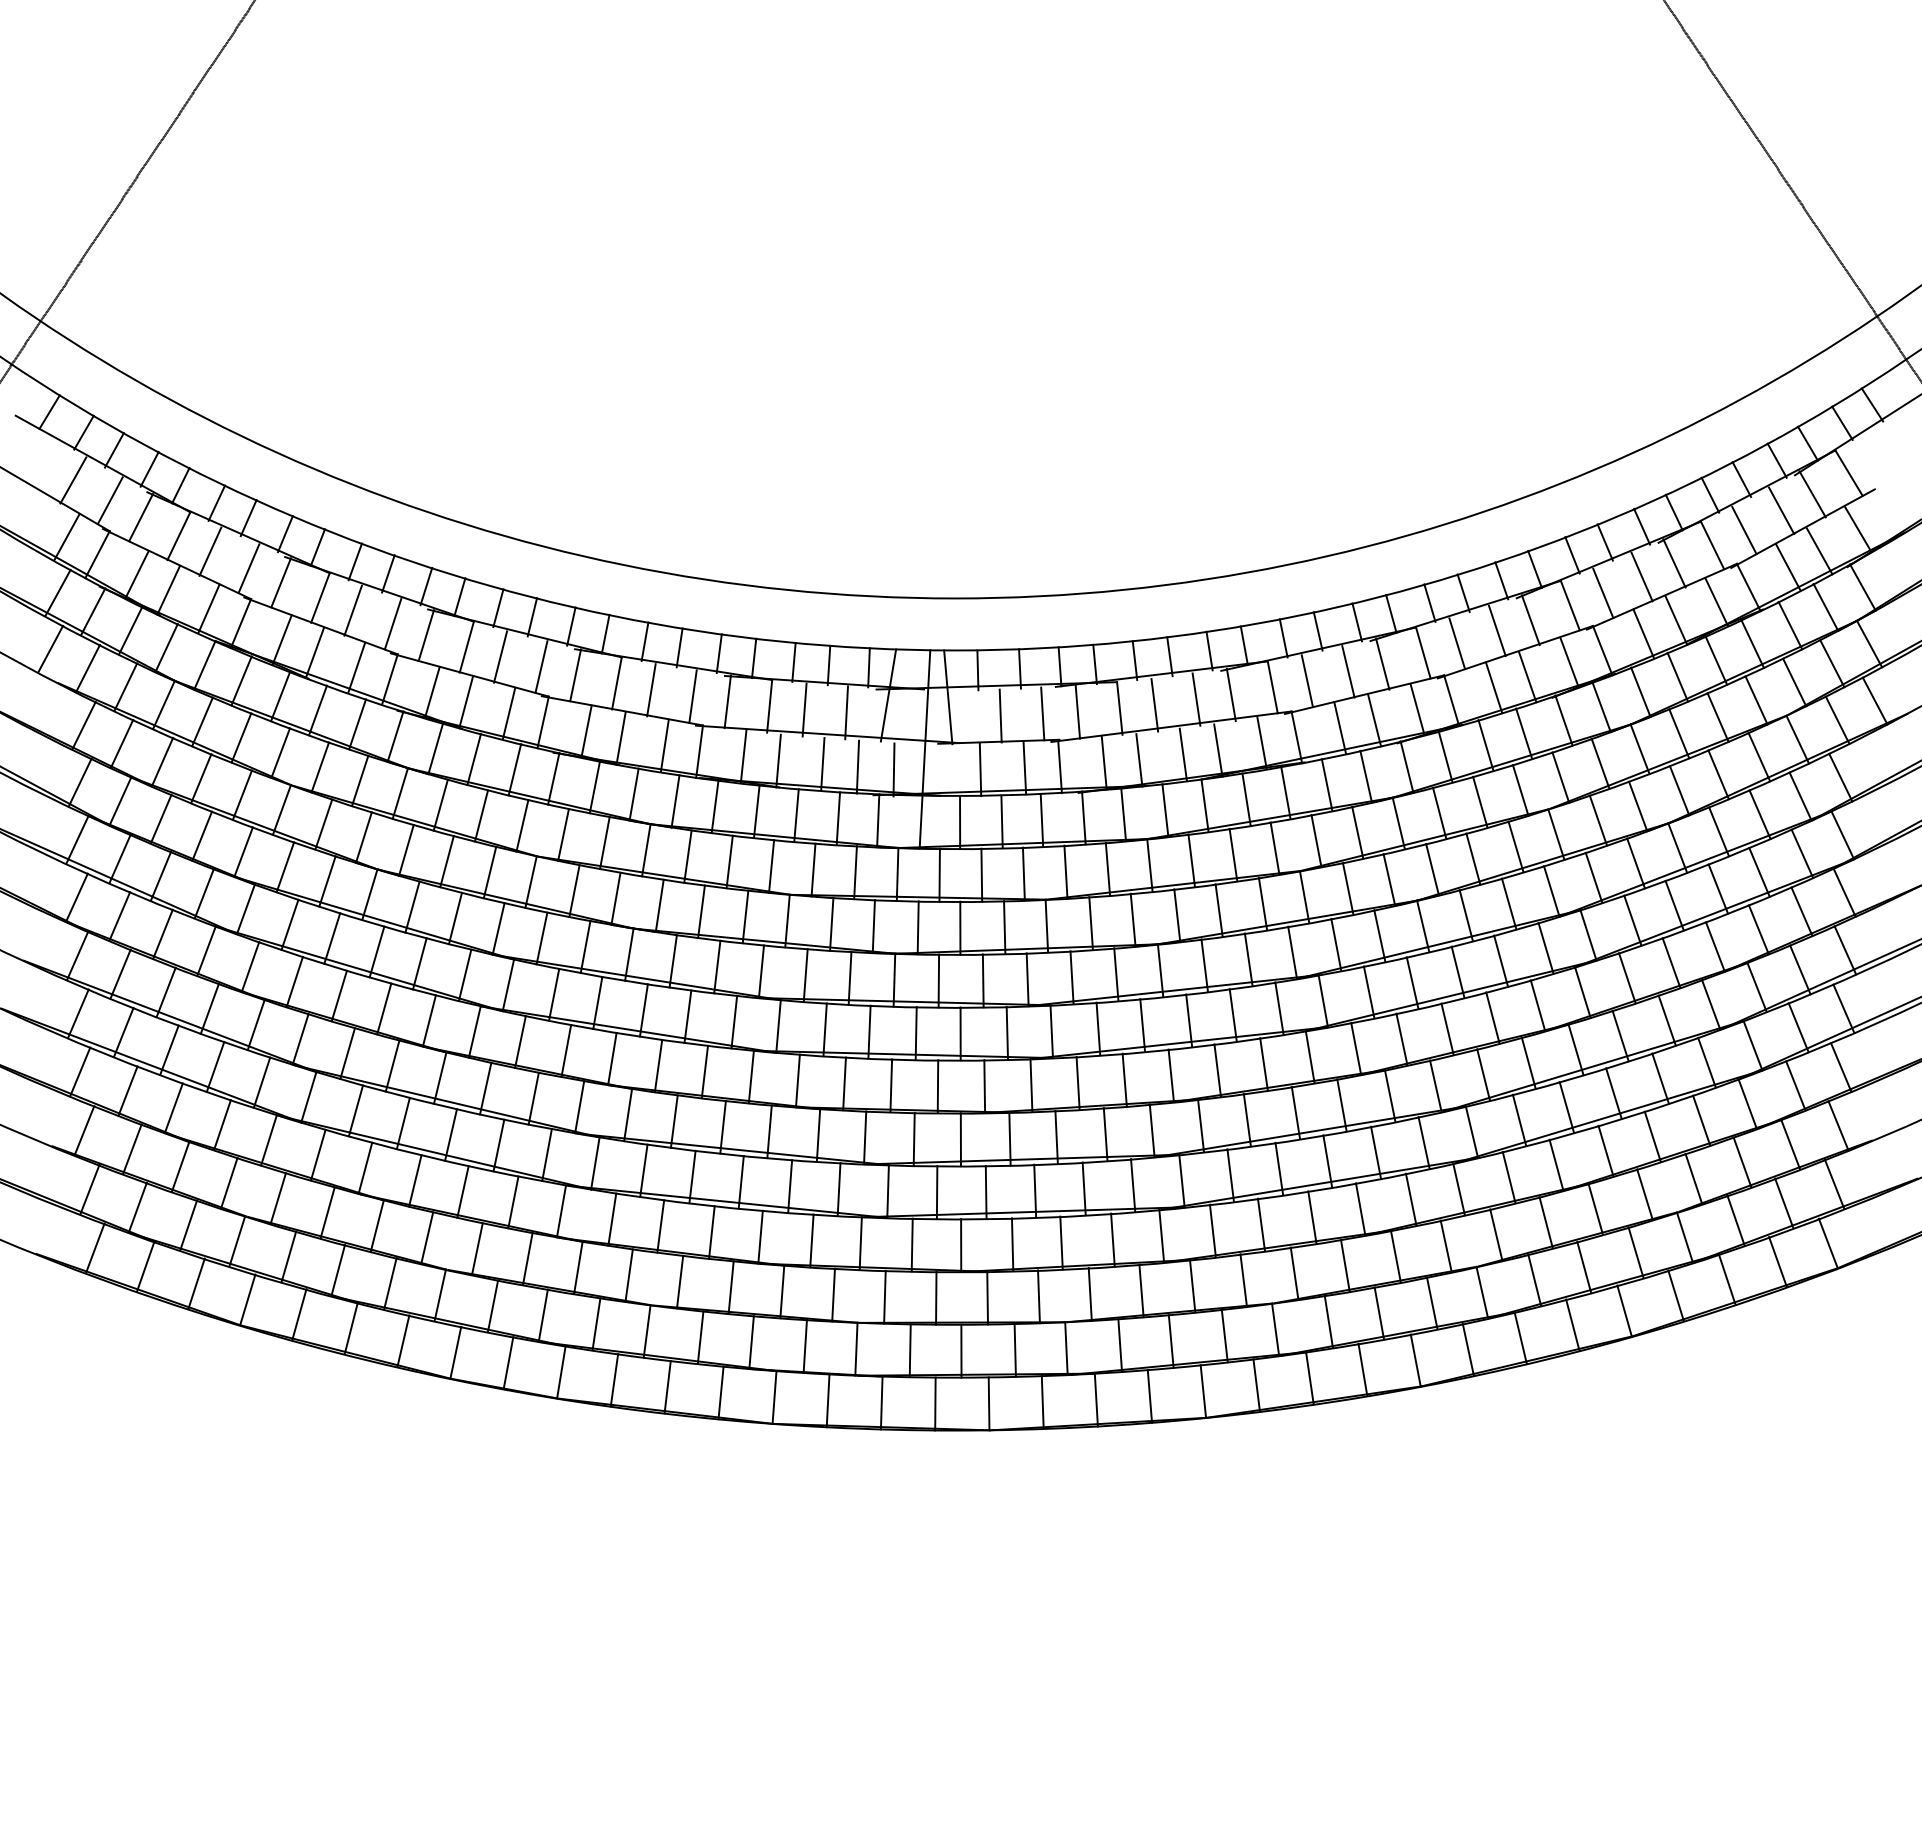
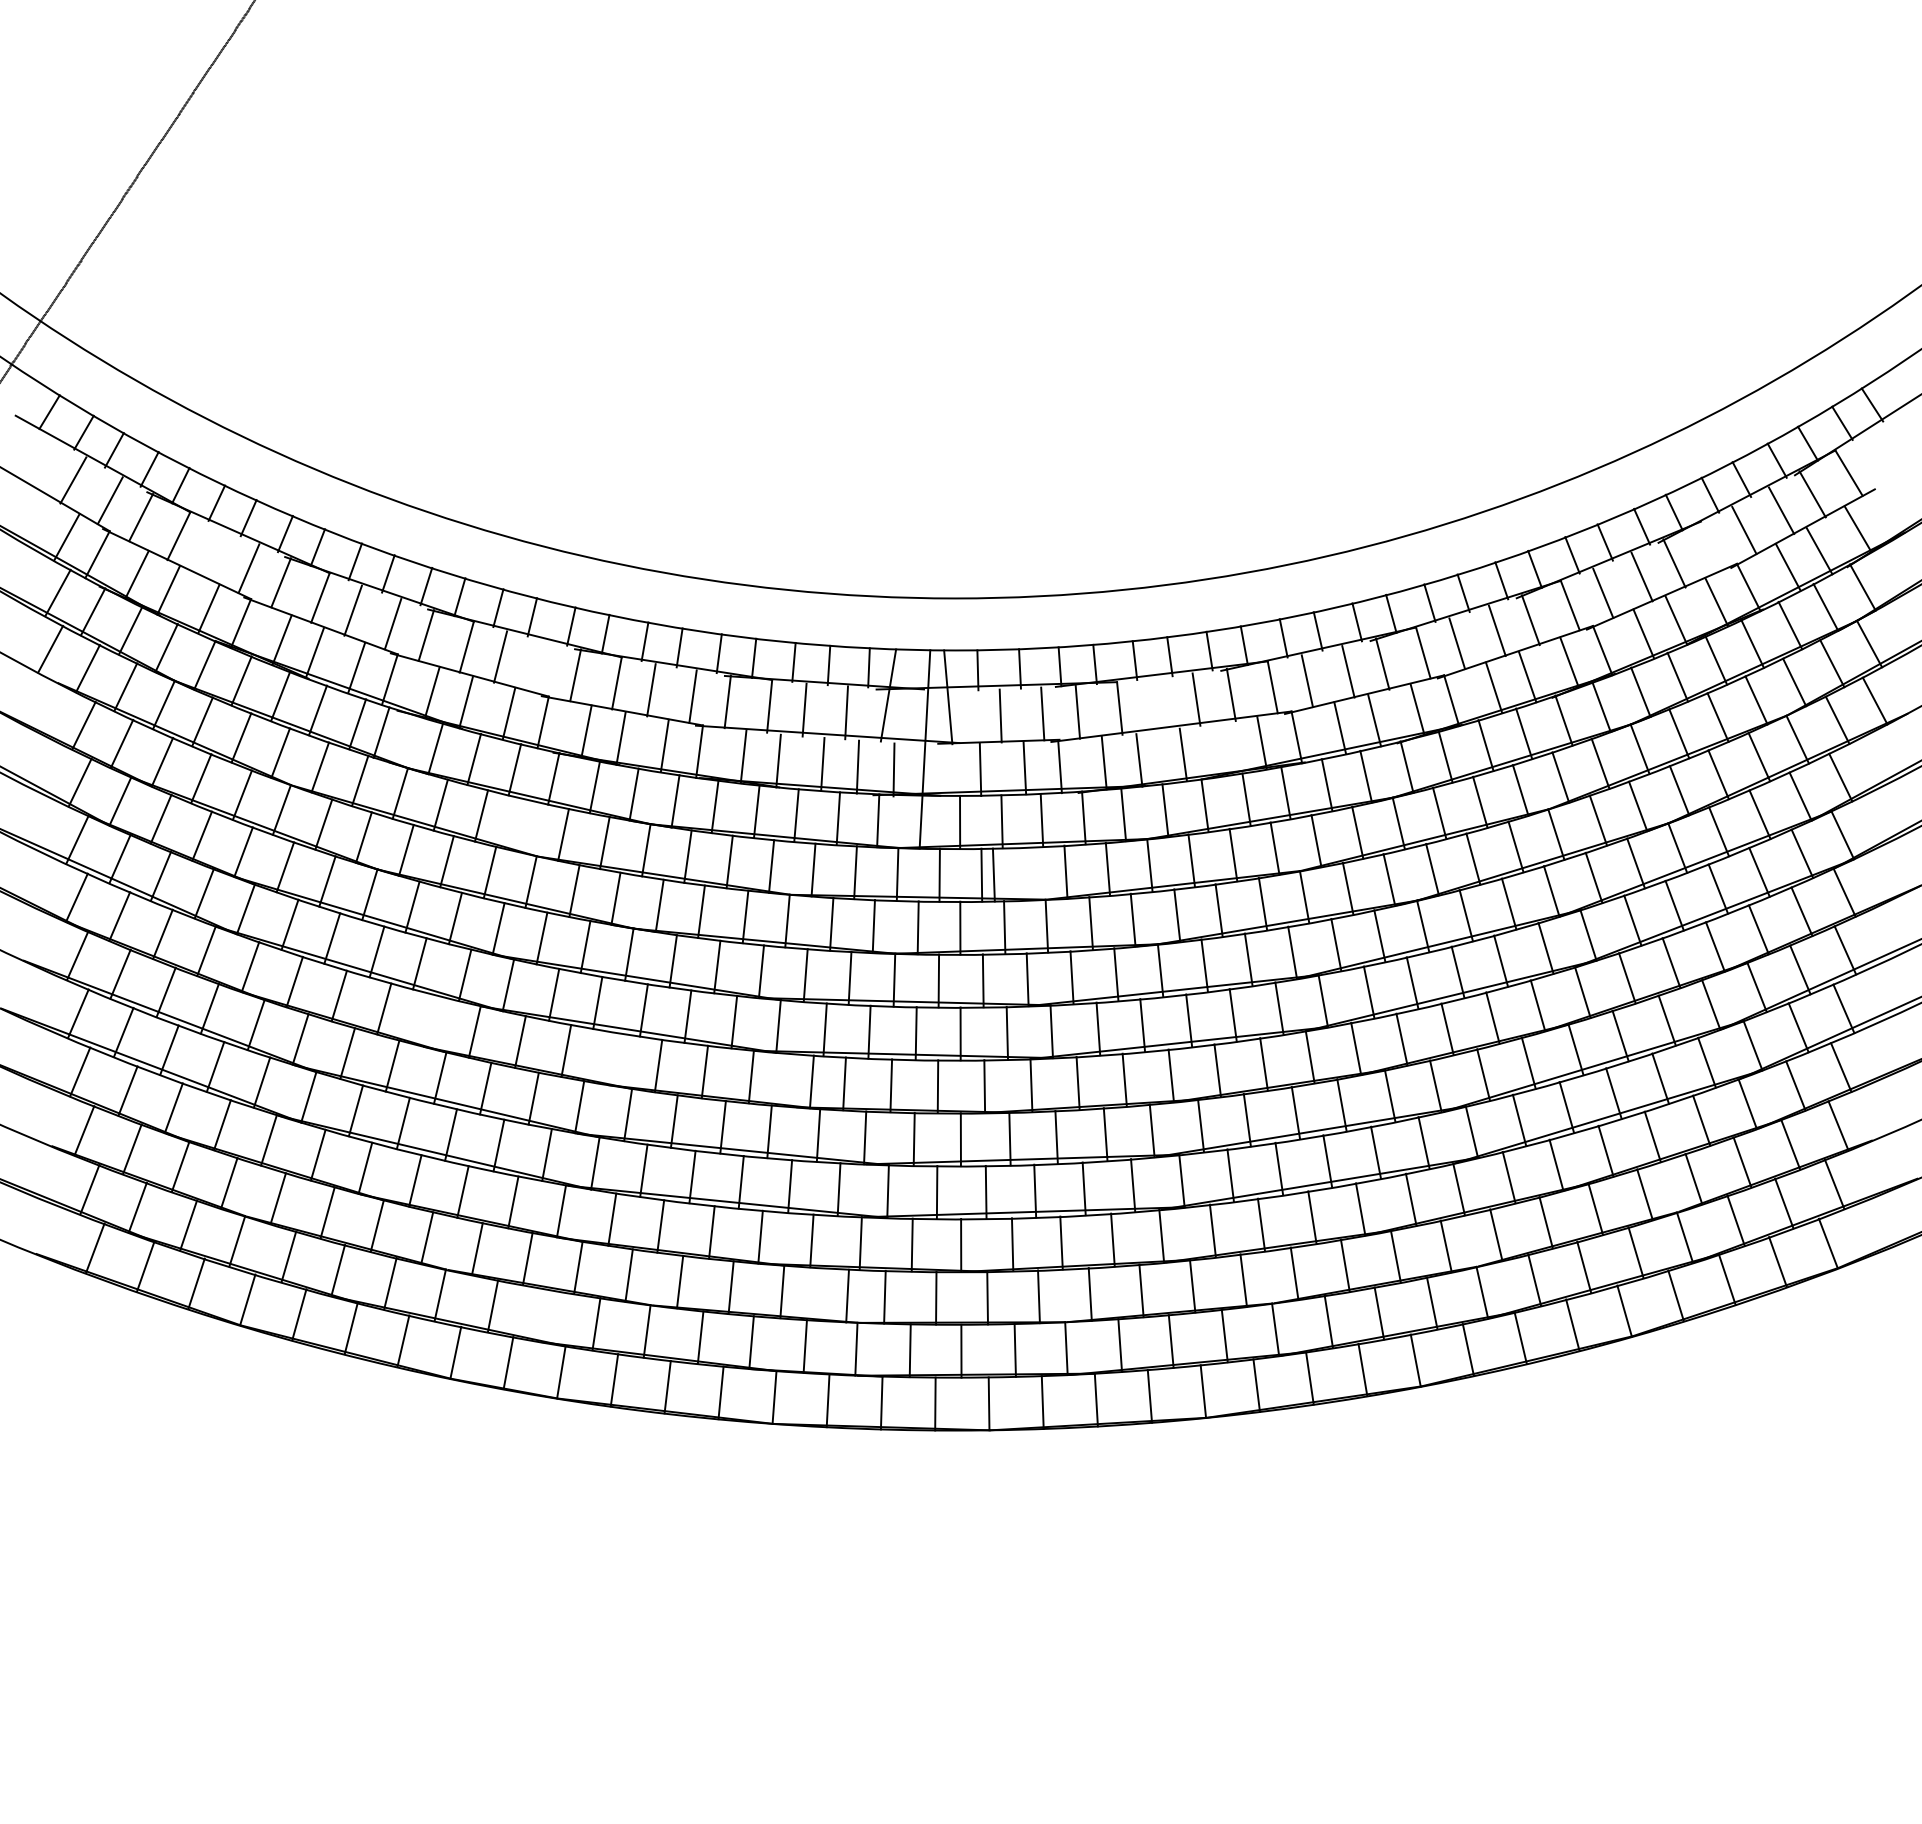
line: present -> none (1791, 190)
line: present -> none (1712, 545)
line: present -> none (210, 551)
line: present -> none (541, 666)
line: present -> none (1154, 705)
line position: (395, 736) -> (381, 732) (381, 732)
line: present -> none (1218, 750)
line: present -> none (522, 825)
line position: (1023, 873) -> (993, 874) (993, 874)
line: present -> none (428, 1020)
line: present -> none (612, 1058)
line position: (797, 1080) -> (811, 1081) (811, 1081)
line position: (833, 1294) -> (847, 1295) (847, 1295)
line: present -> none (542, 1315)
